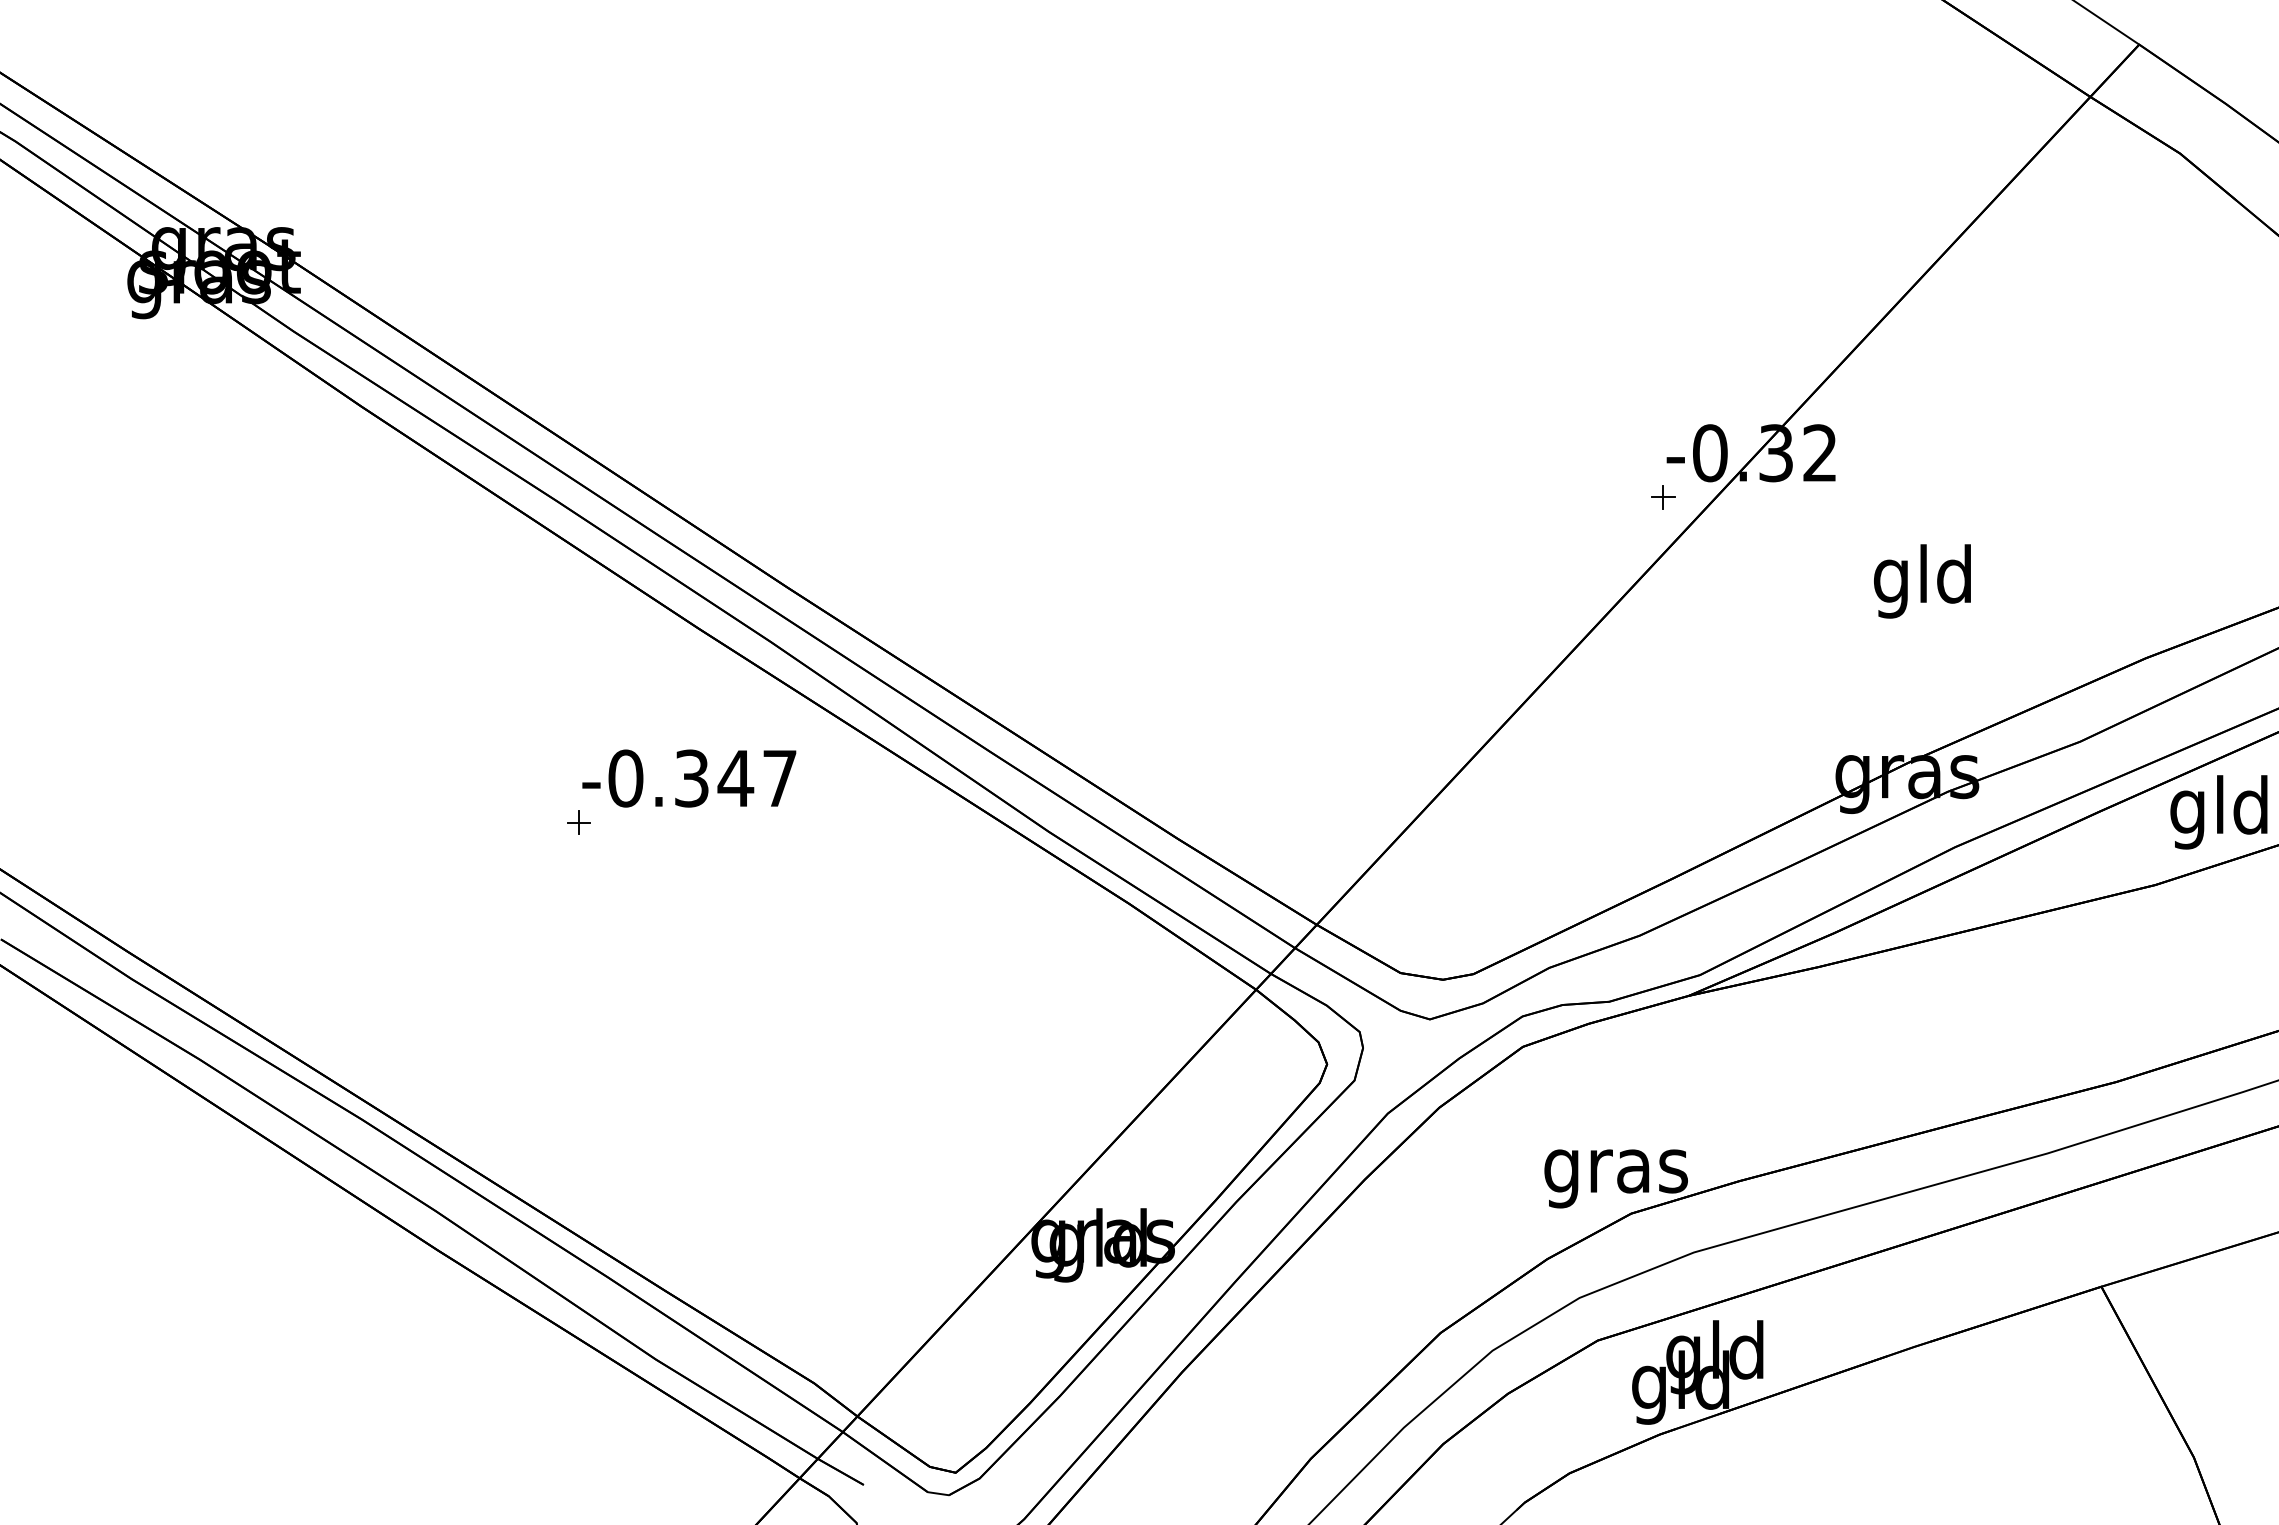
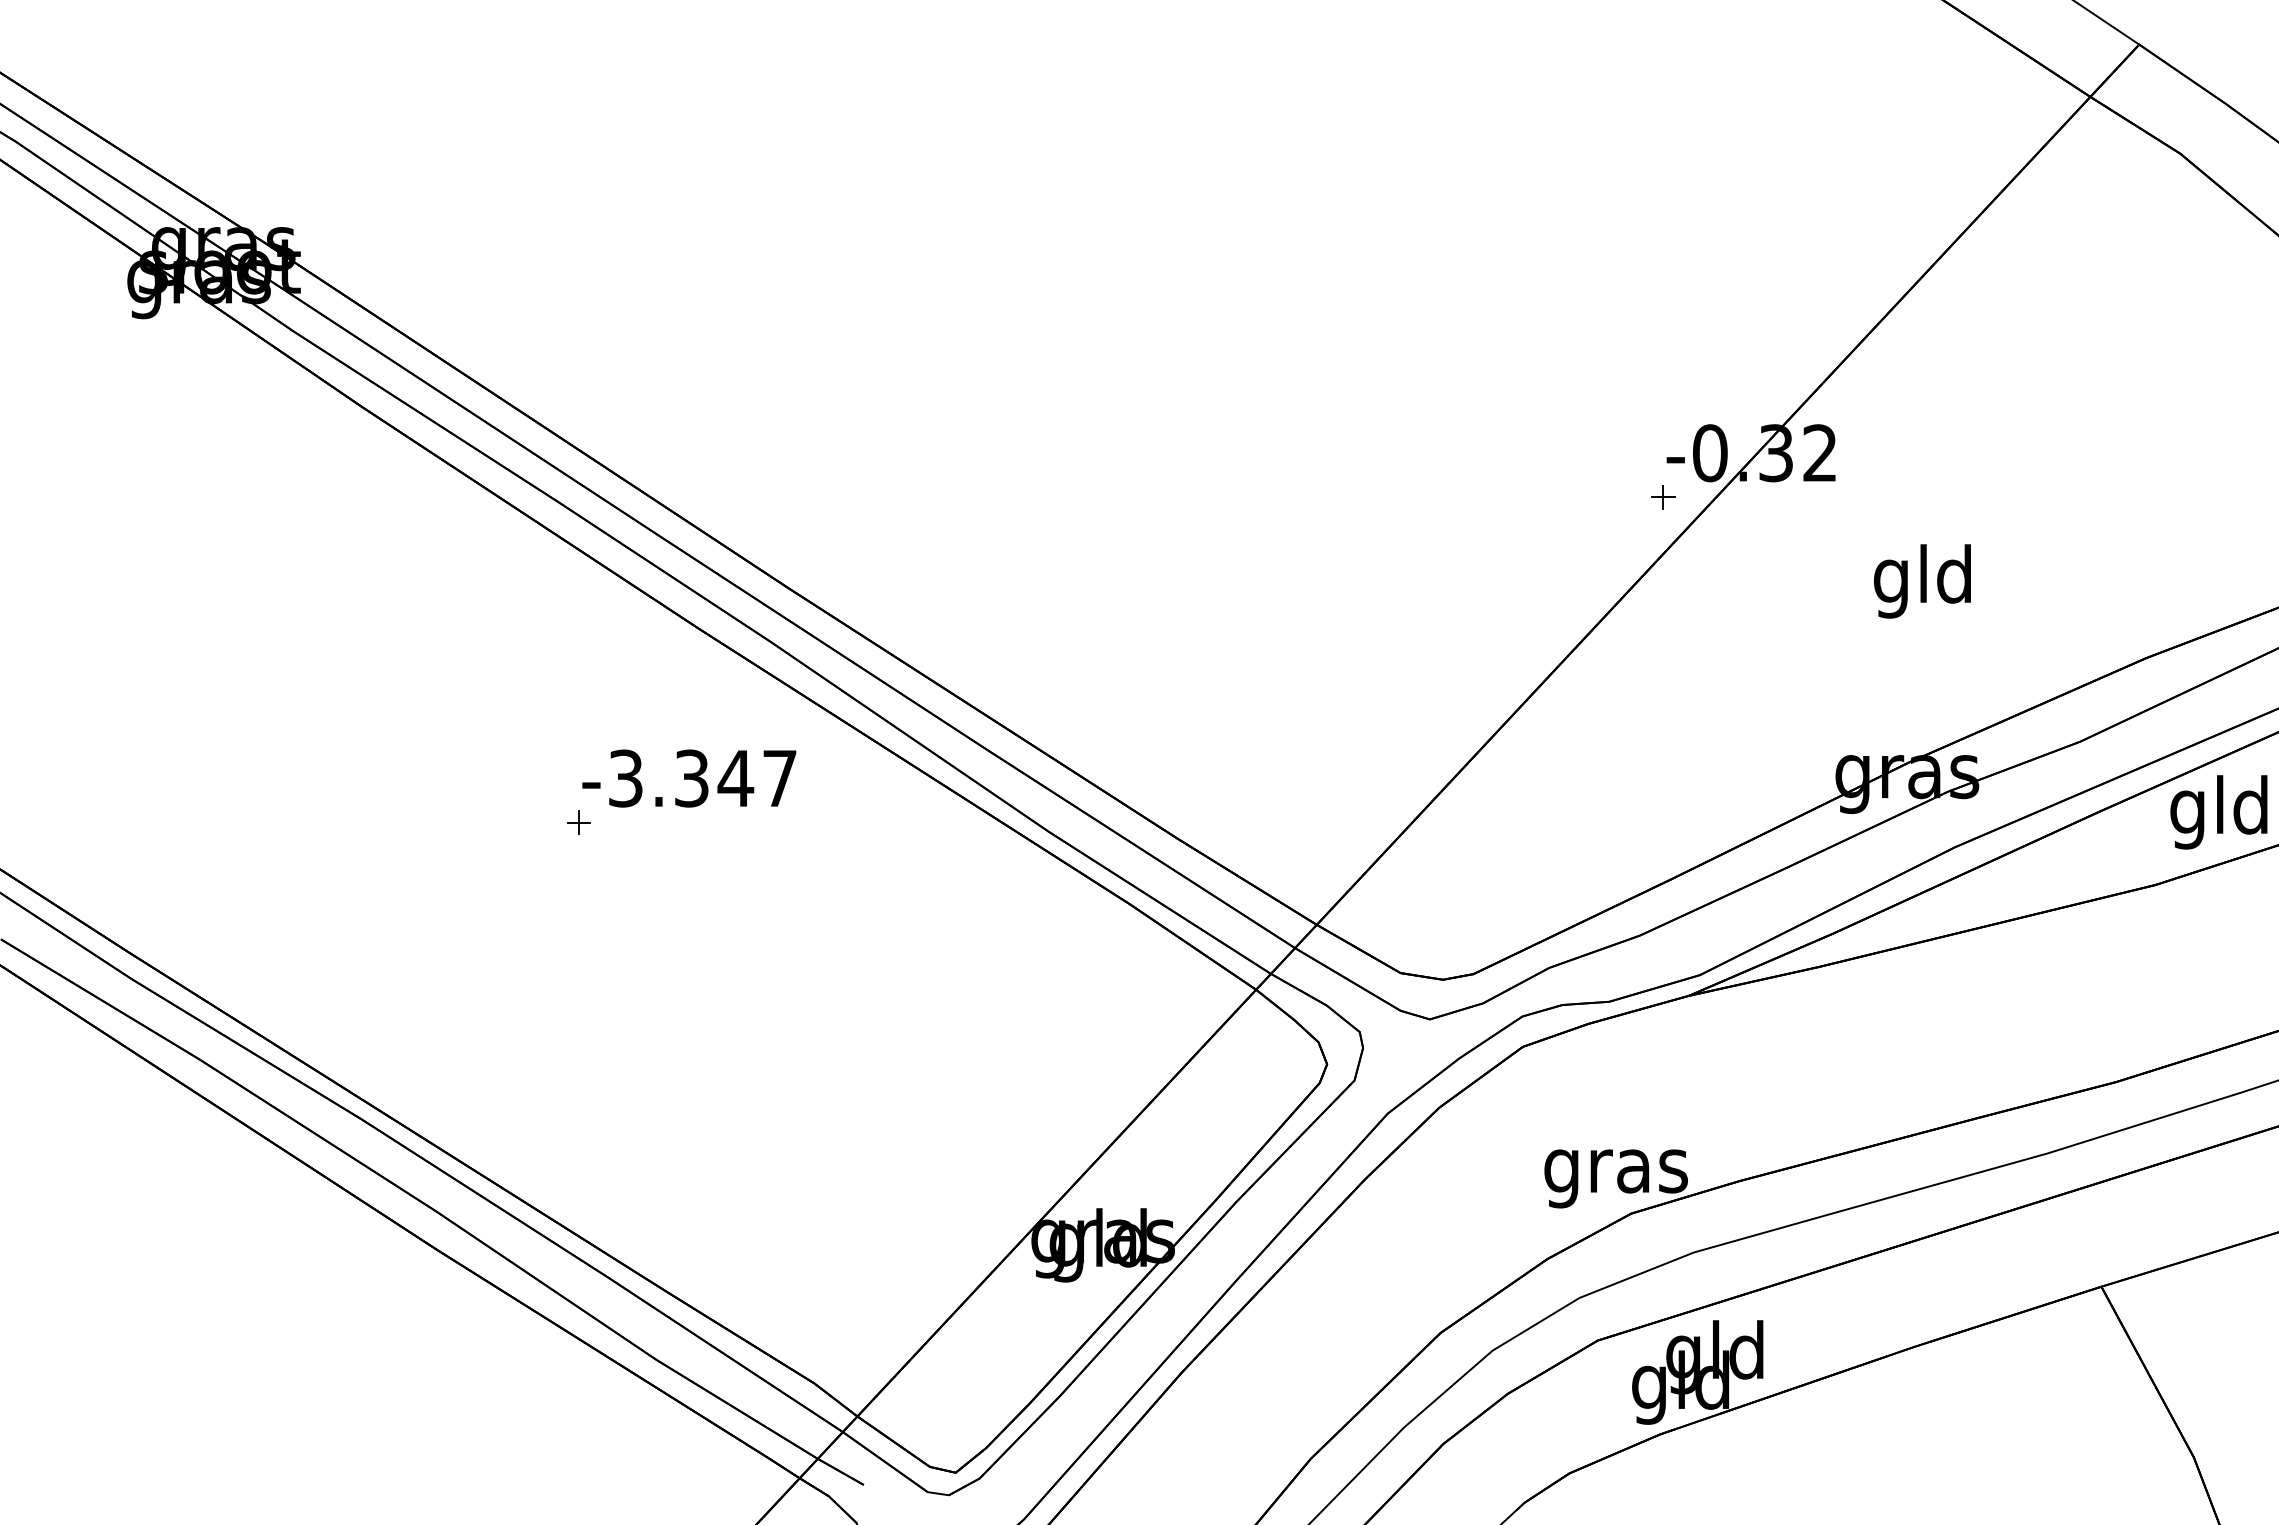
text: -0.347 -> -3.347 (625, 778)
